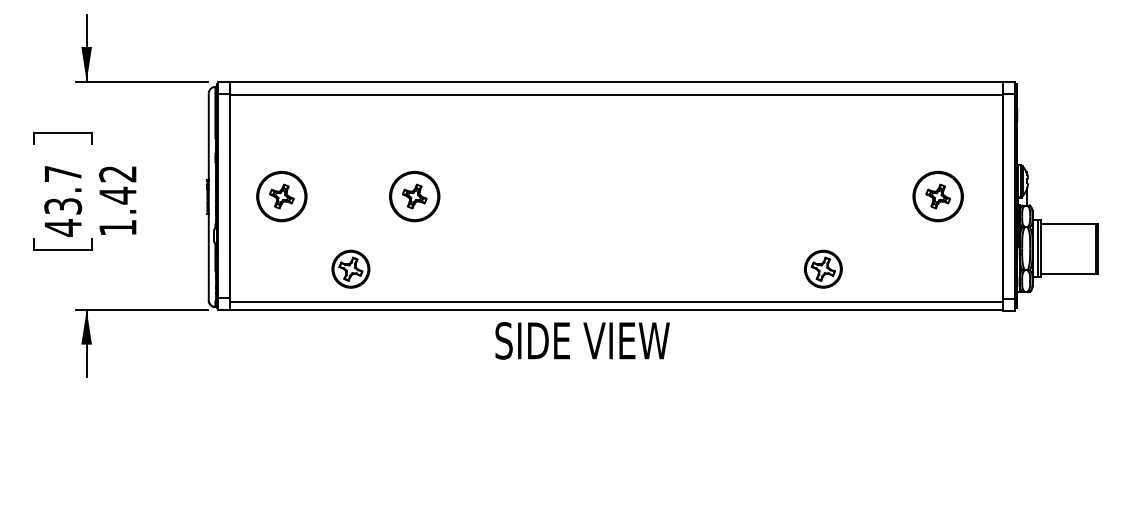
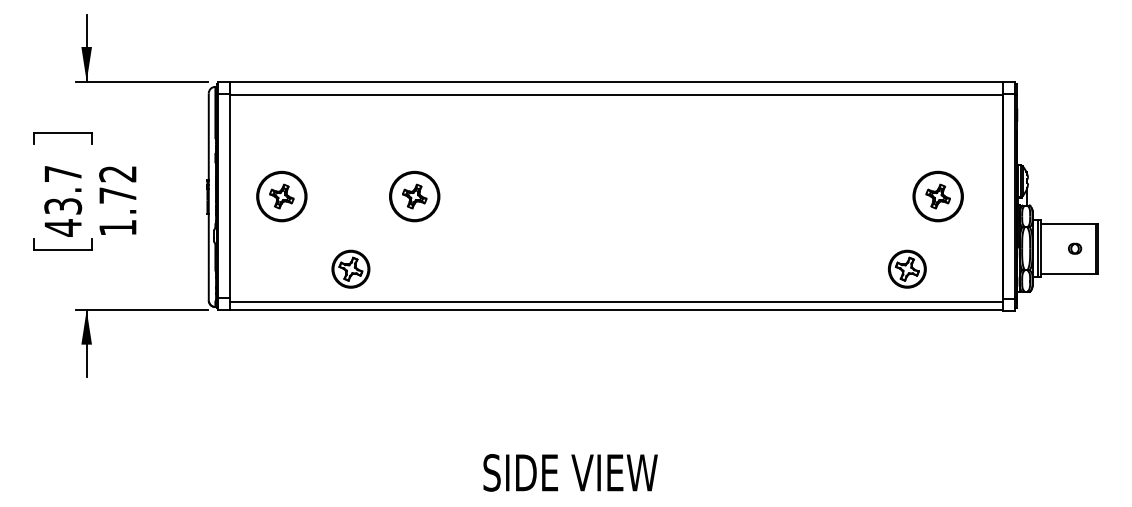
text: 1.42 -> 1.72 (117, 195)
part: none -> present (1075, 248)
part position: (823, 268) -> (907, 268) (907, 268)
text position: (582, 340) -> (570, 472) (570, 472)
